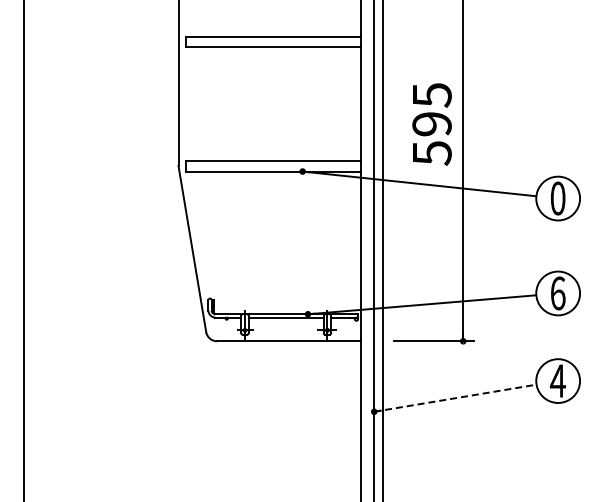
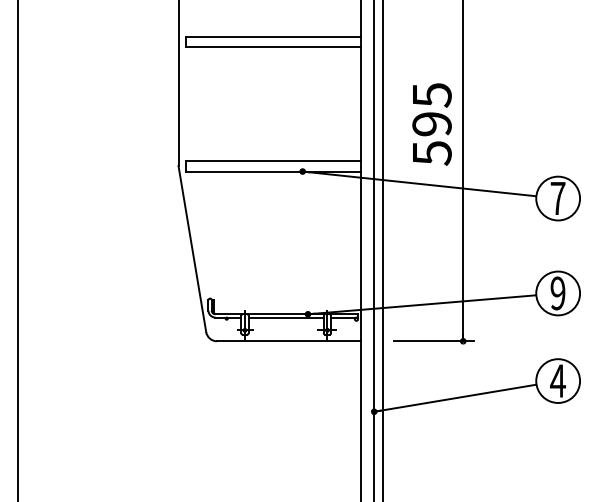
text: 0 -> 7 (557, 198)
line position: (23, 250) -> (17, 250) (17, 250)
text: 6 -> 9 (557, 293)
line: dashed -> solid (455, 398)
